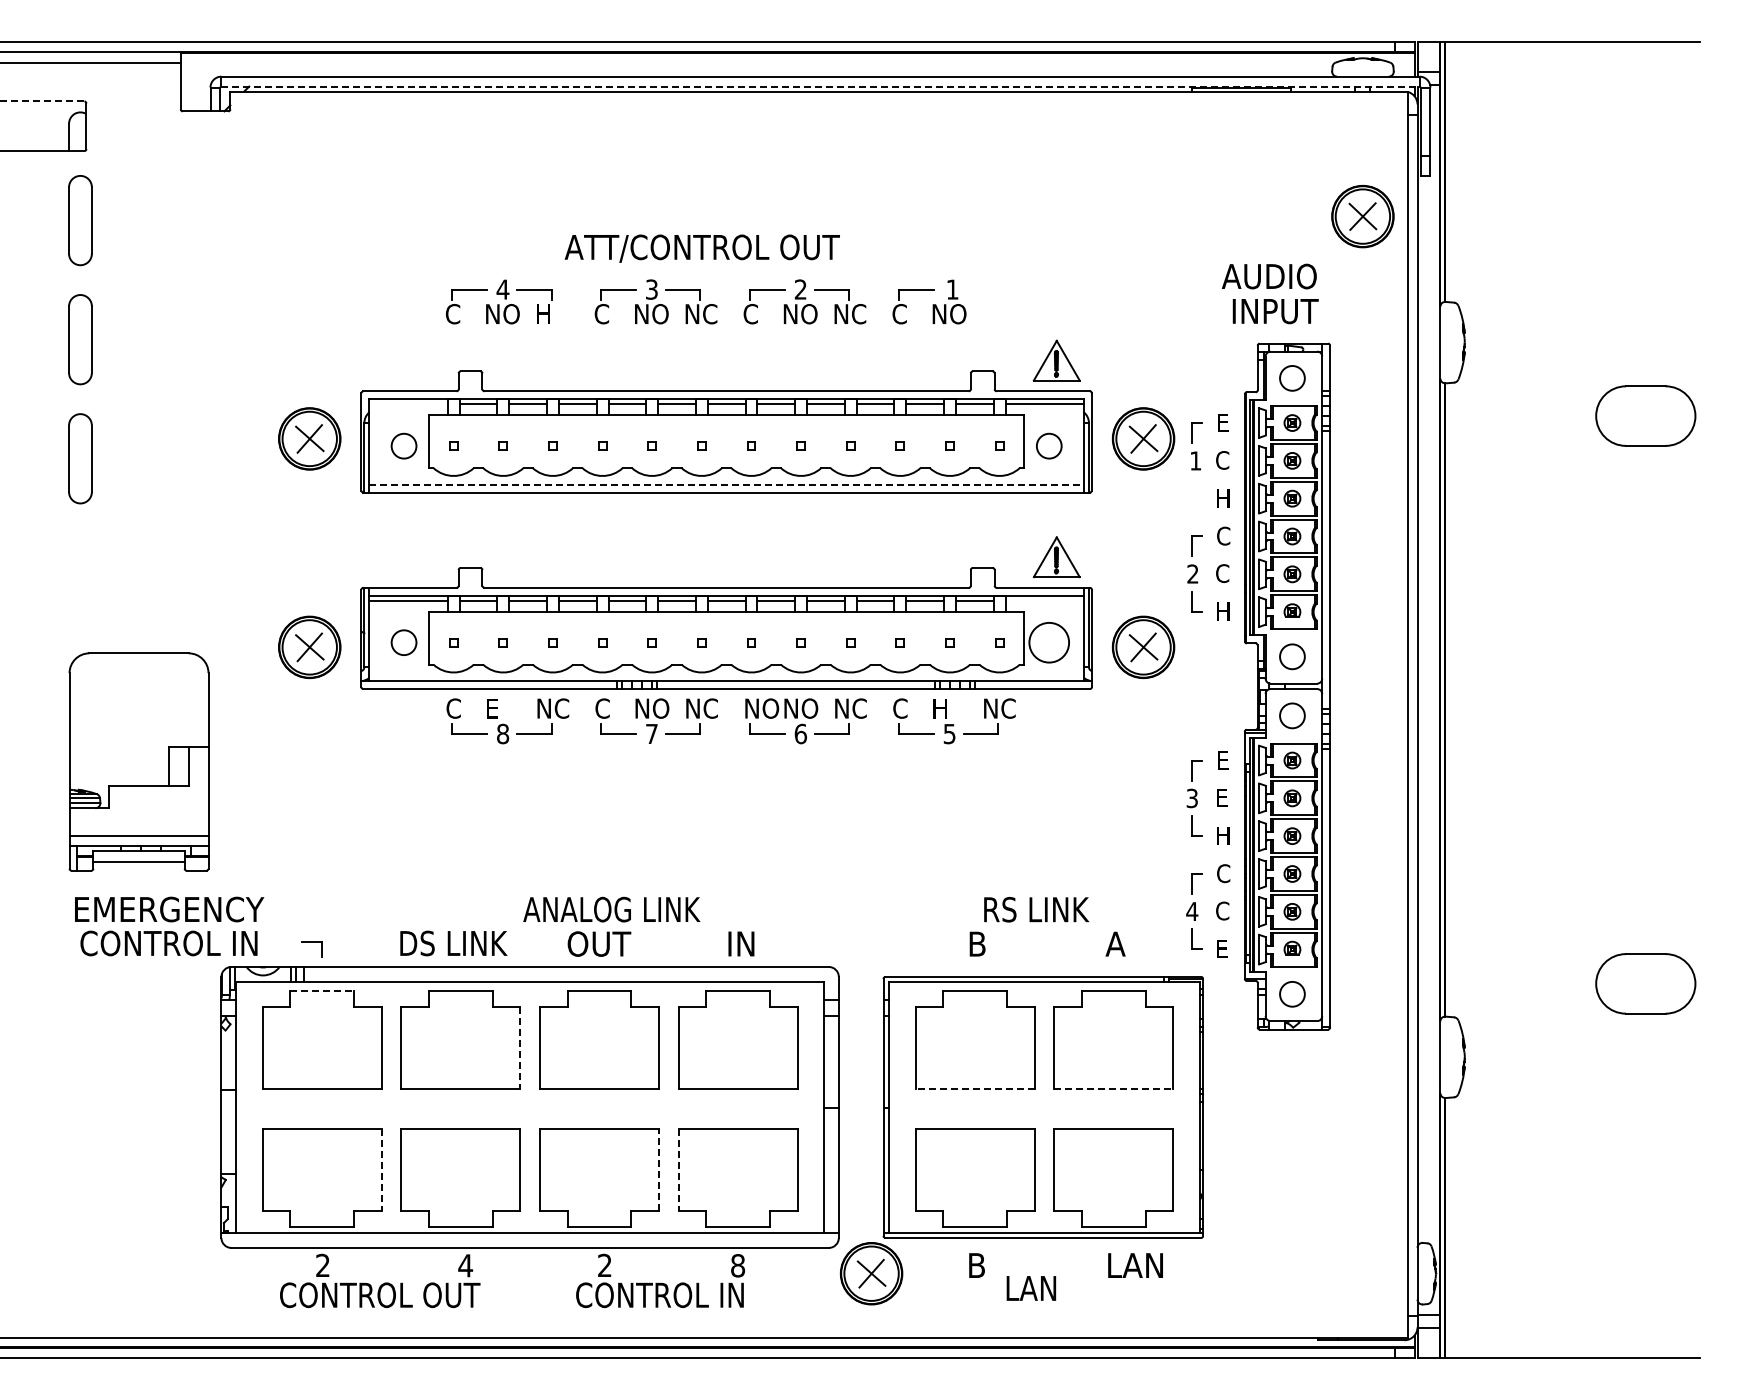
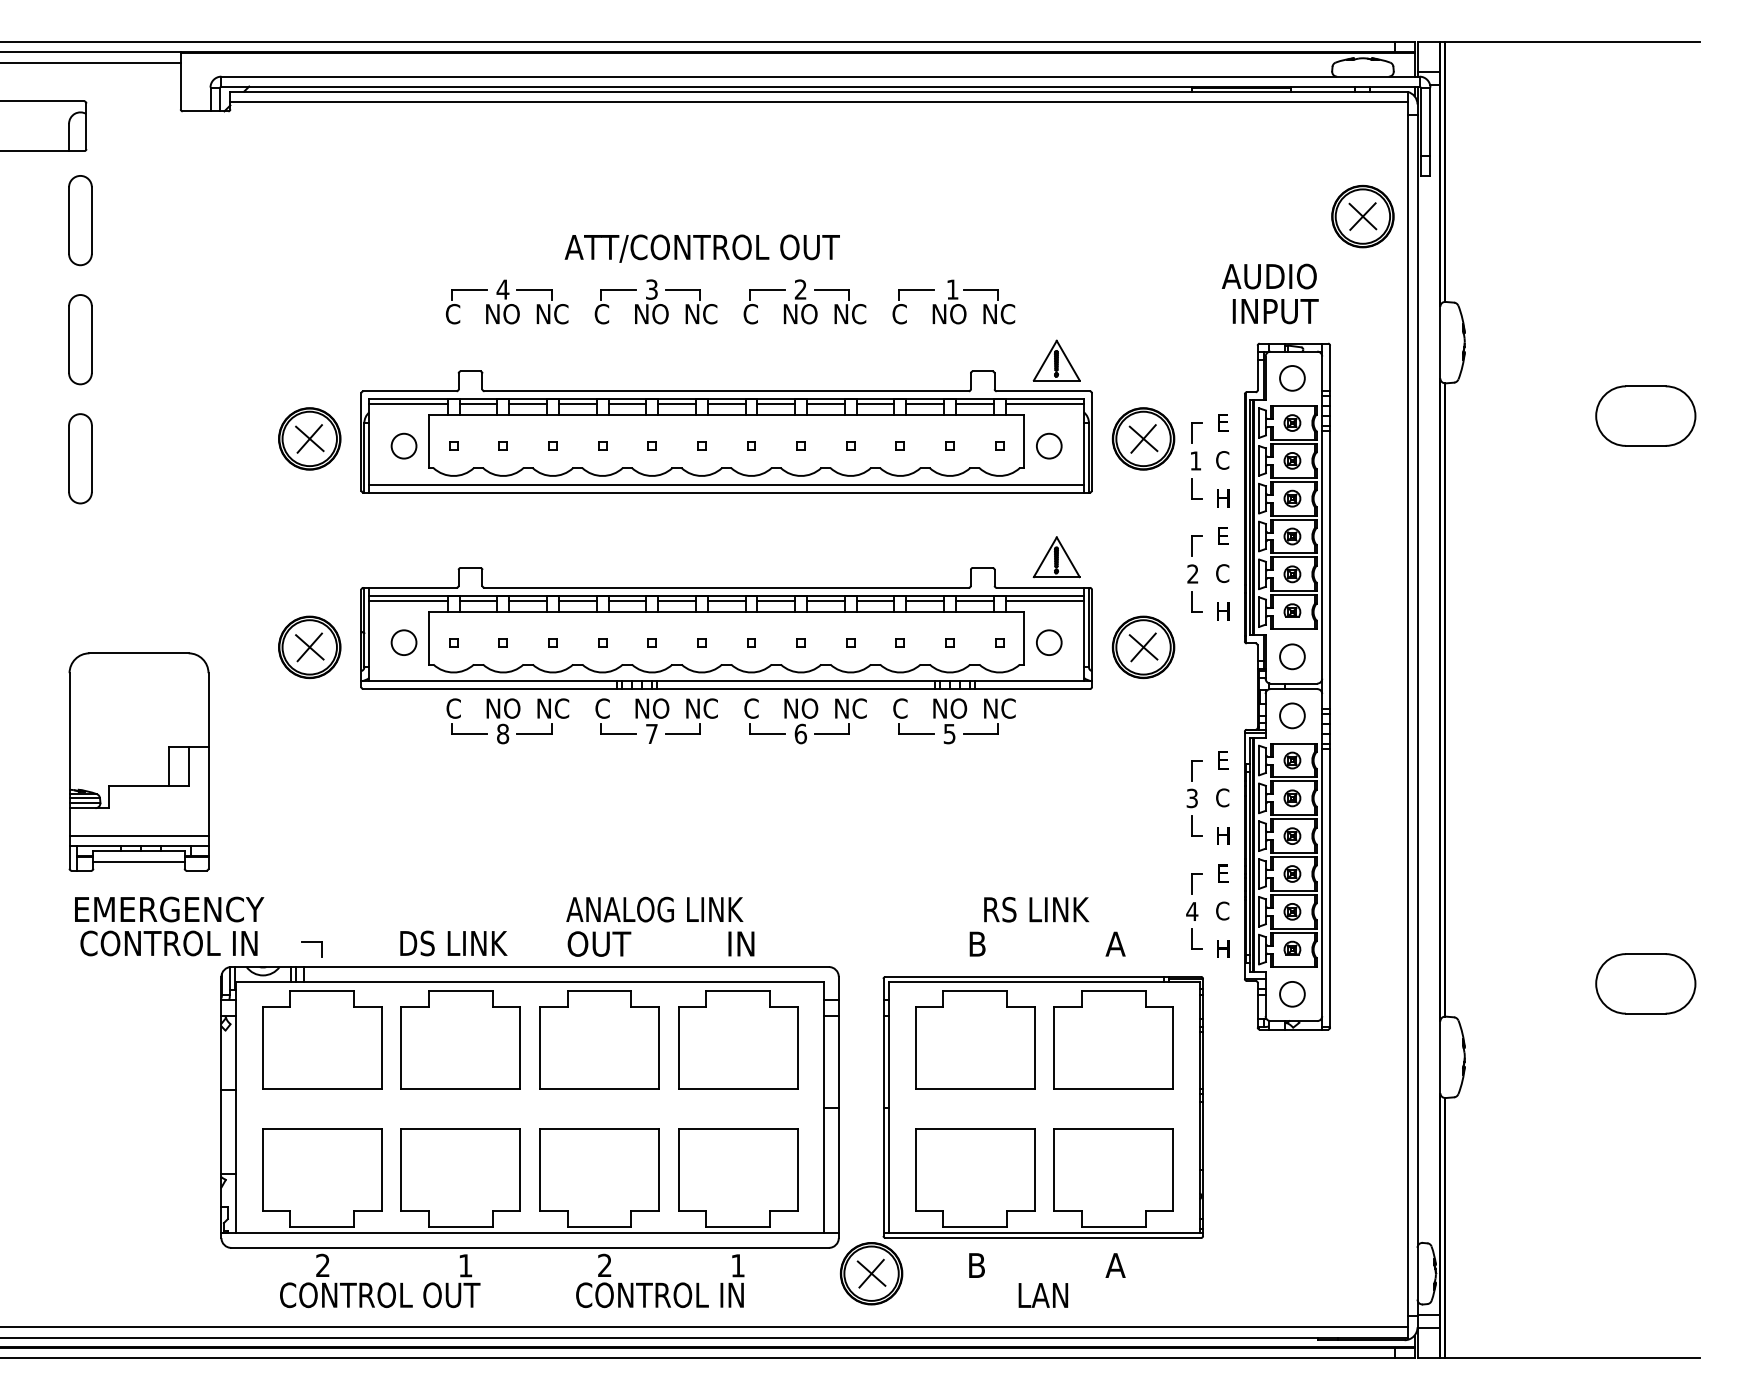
line: dashed -> solid (820, 86)
line: dashed -> solid (42, 101)
line: none -> present (818, 102)
part: none -> present (989, 306)
text: H -> NC (552, 314)
line: none -> present (408, 404)
line: dashed -> solid (727, 484)
part: none -> present (1196, 488)
text: C -> E (1223, 535)
line: none -> present (1044, 600)
circle diameter: 40 px -> 25 px (1048, 642)
text: E -> NO (503, 708)
text: NO -> C (761, 708)
text: H -> NO (950, 708)
text: E -> C (1222, 797)
text: C -> E (1223, 873)
text position: (611, 909) -> (654, 909) (654, 909)
text: E -> H (1224, 948)
line: dashed -> solid (322, 991)
line: dashed -> solid (520, 1048)
line: dashed -> solid (975, 1089)
line: dashed -> solid (1113, 1089)
line: dashed -> solid (658, 1169)
line: dashed -> solid (381, 1170)
line: dashed -> solid (678, 1170)
text: 4 -> 1 (465, 1265)
text: 8 -> 1 (738, 1265)
text: LAN -> A (1133, 1265)
text position: (1031, 1288) -> (1043, 1295) (1043, 1295)
line: none -> present (704, 1327)
